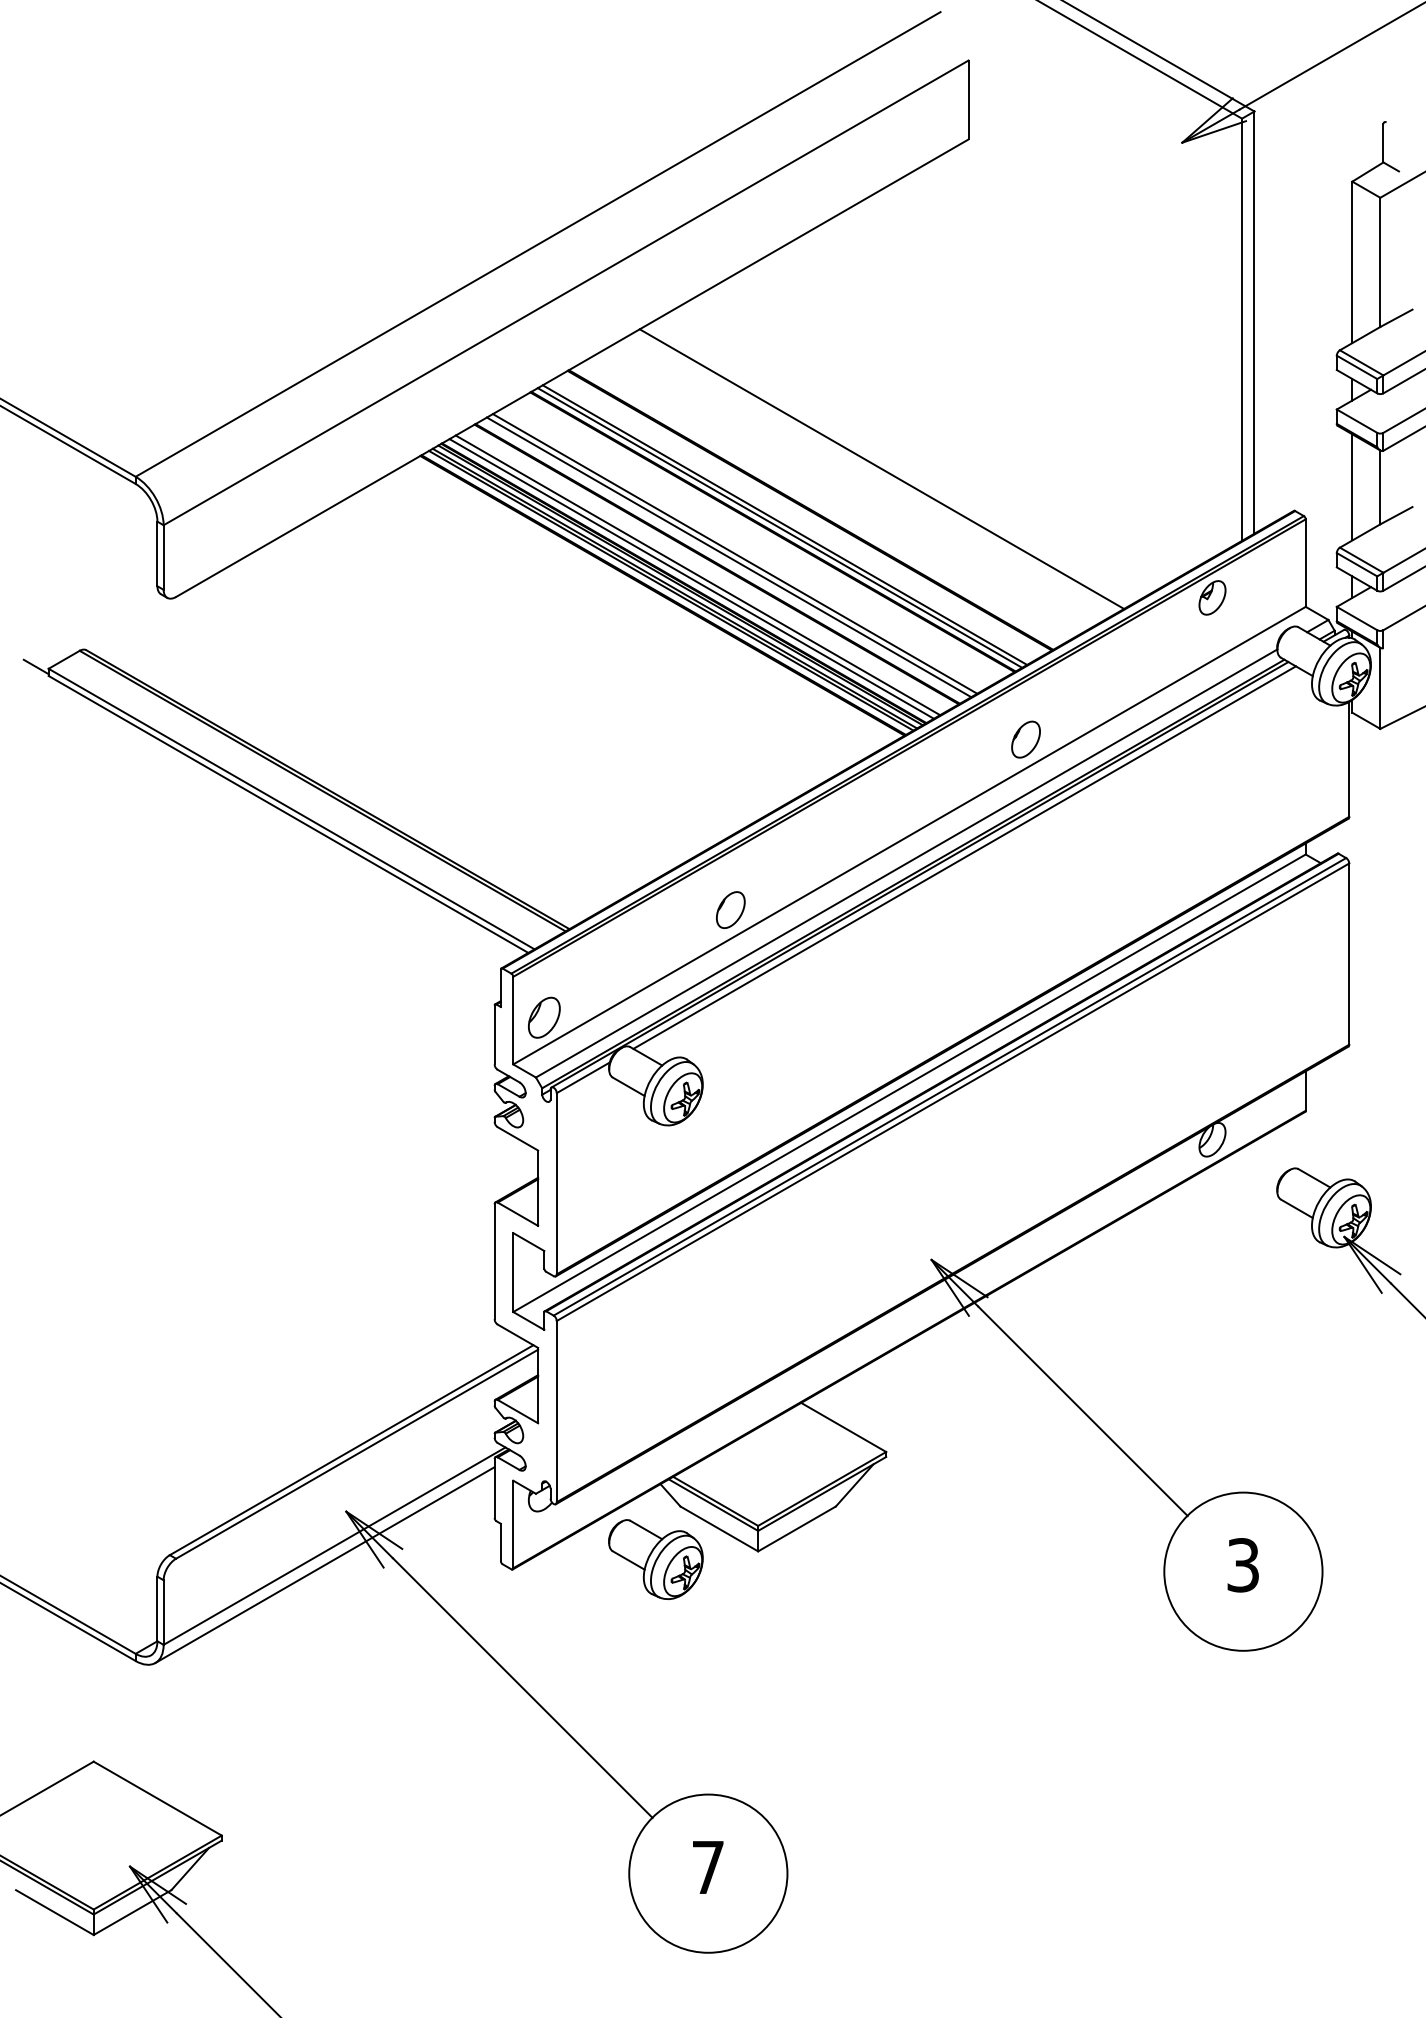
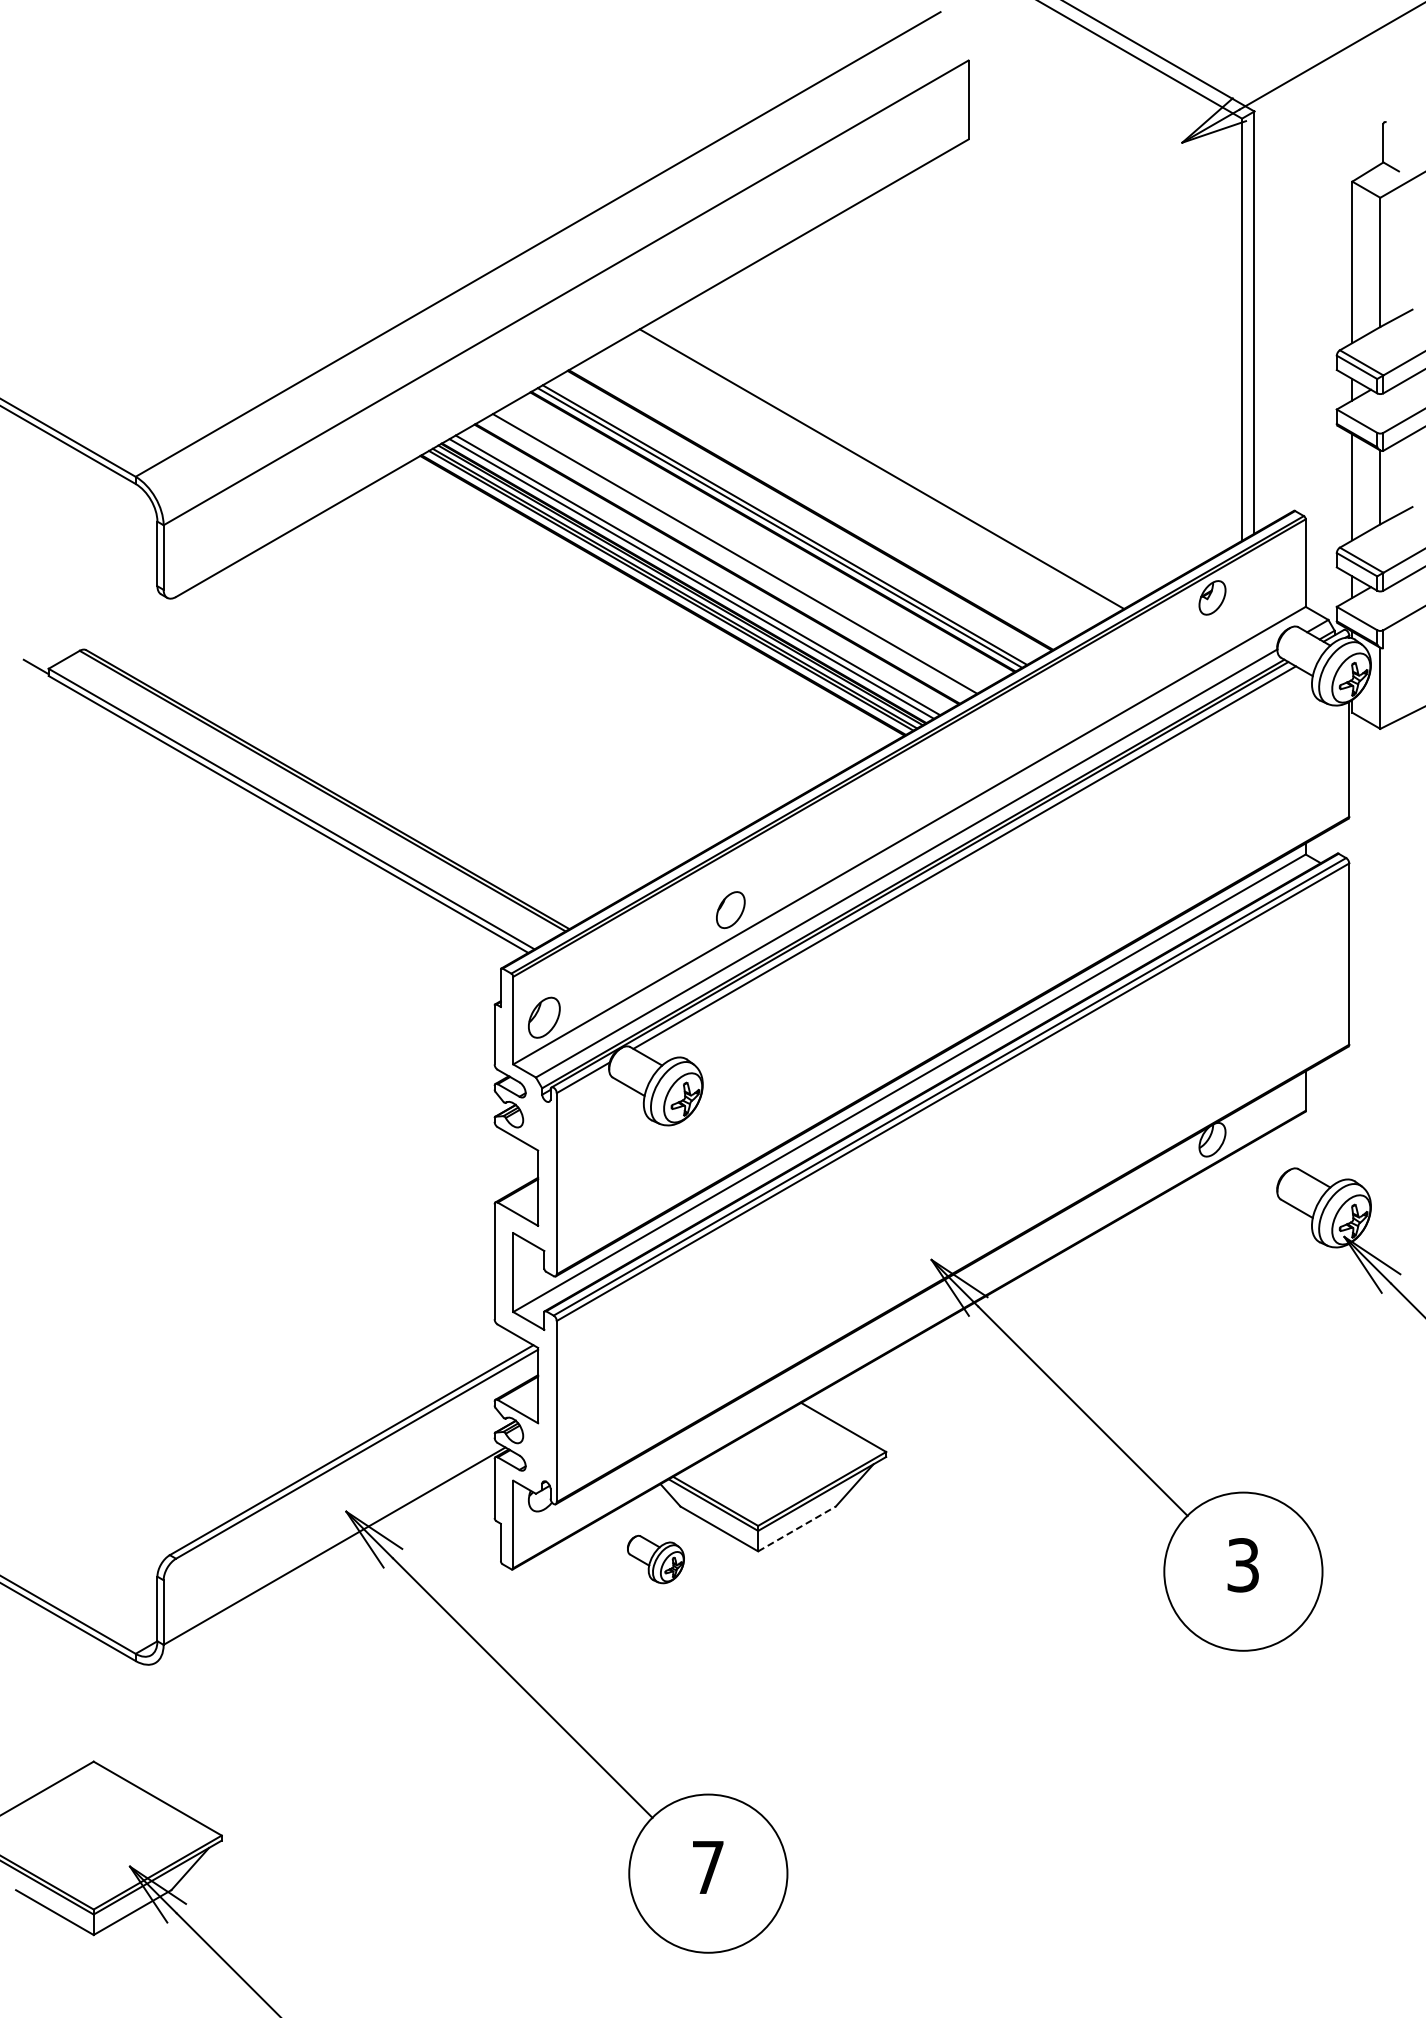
line: present -> none (728, 557)
part: present -> none (1025, 739)
line: solid -> dashed (797, 1528)
part size: 96x81 px -> 58x51 px (655, 1559)
line: present -> none (324, 1564)
